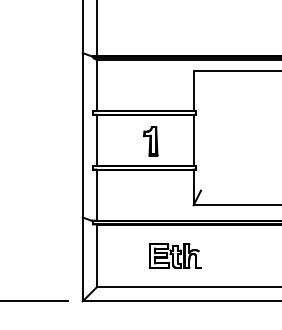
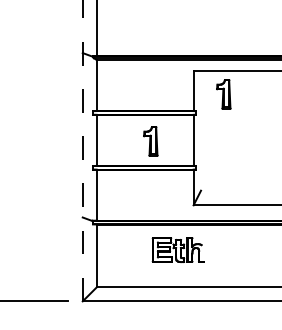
part: none -> present (223, 94)
line: solid -> dashed (82, 150)
part position: (174, 255) -> (177, 249) (177, 249)
